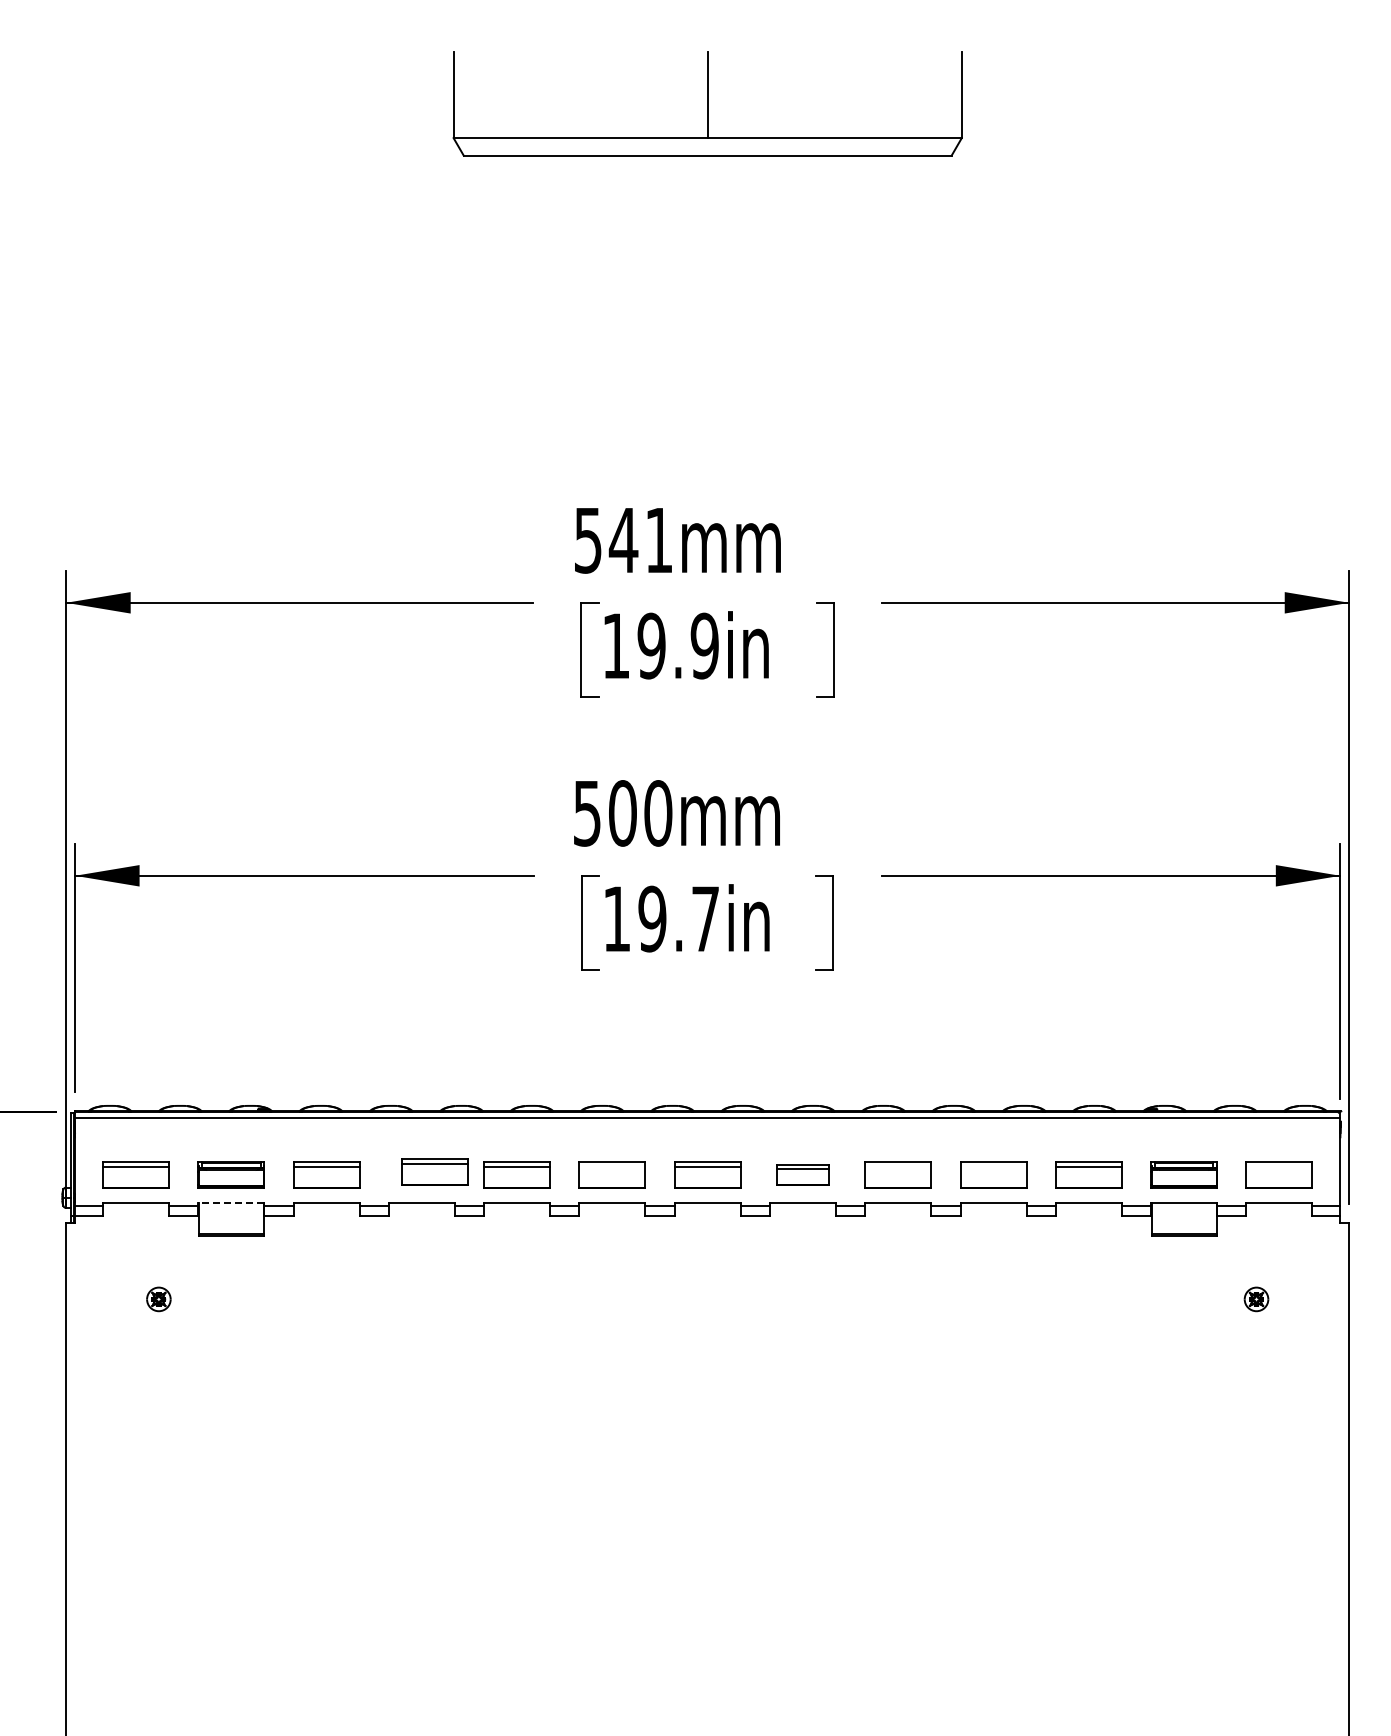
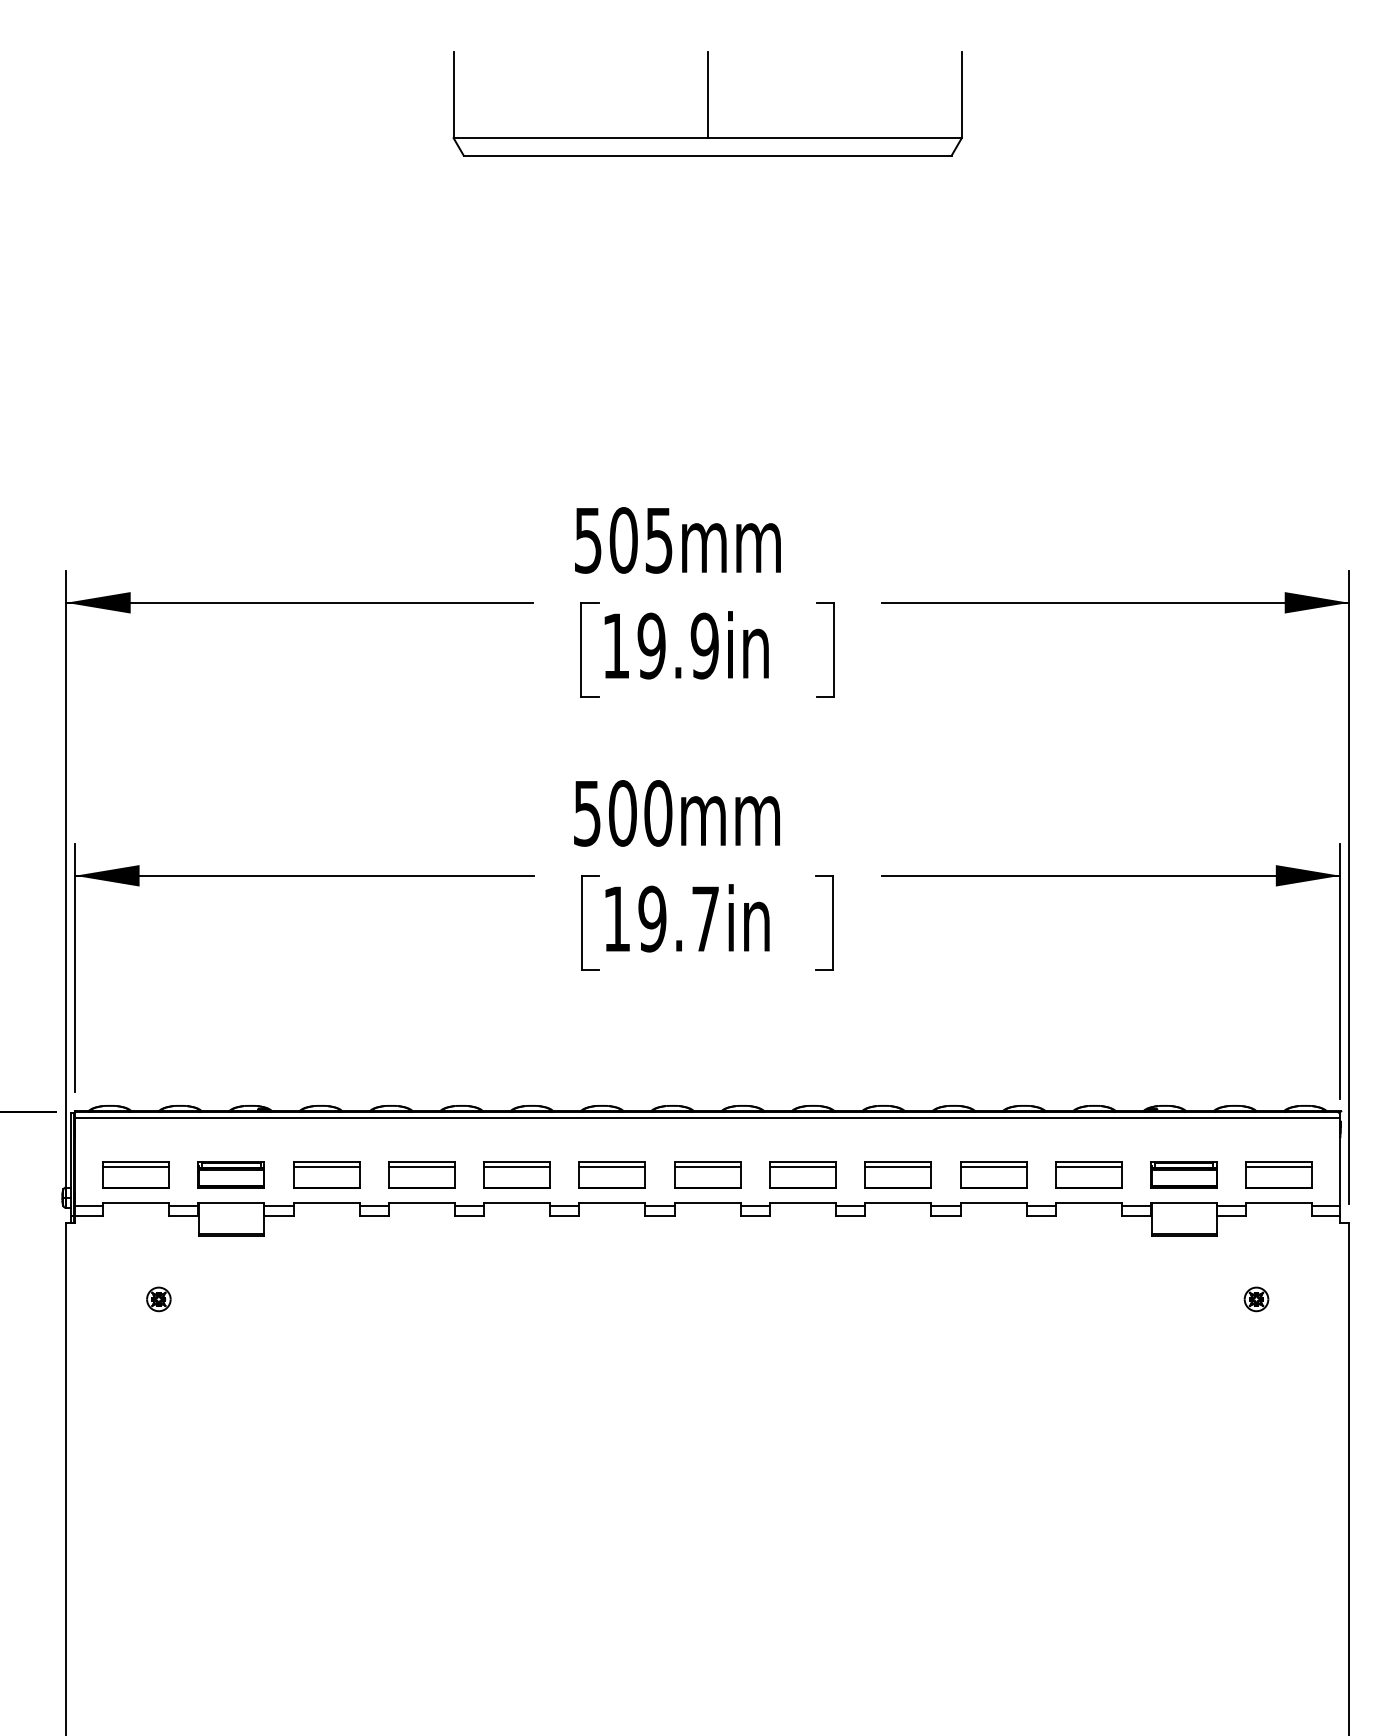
text: 541mm -> 505mm (640, 540)
line: none -> present (612, 1167)
line: none -> present (898, 1167)
line: none -> present (993, 1167)
line: none -> present (1279, 1167)
part position: (434, 1171) -> (421, 1174) (421, 1174)
part size: 54x22 px -> 68x28 px (802, 1174)
line: dashed -> solid (230, 1202)
